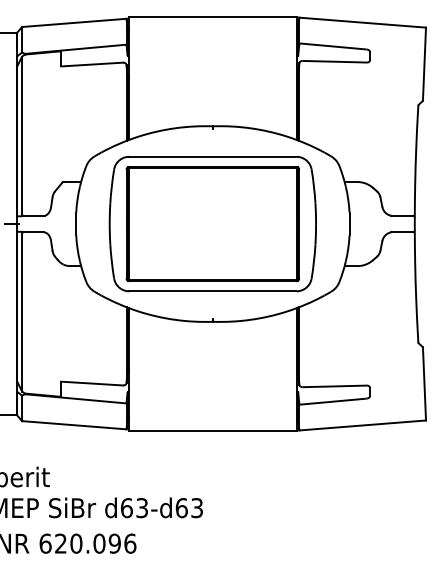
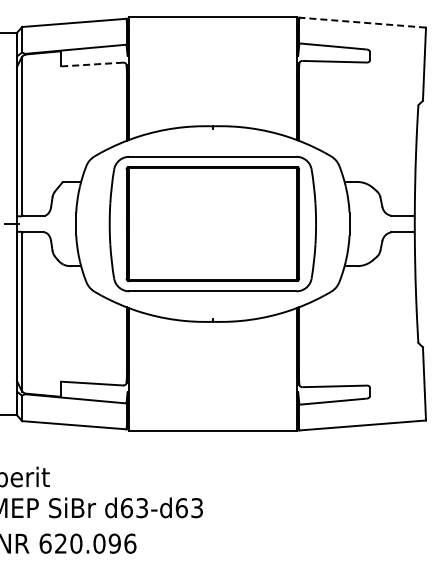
line: solid -> dashed (362, 22)
line: solid -> dashed (92, 64)
